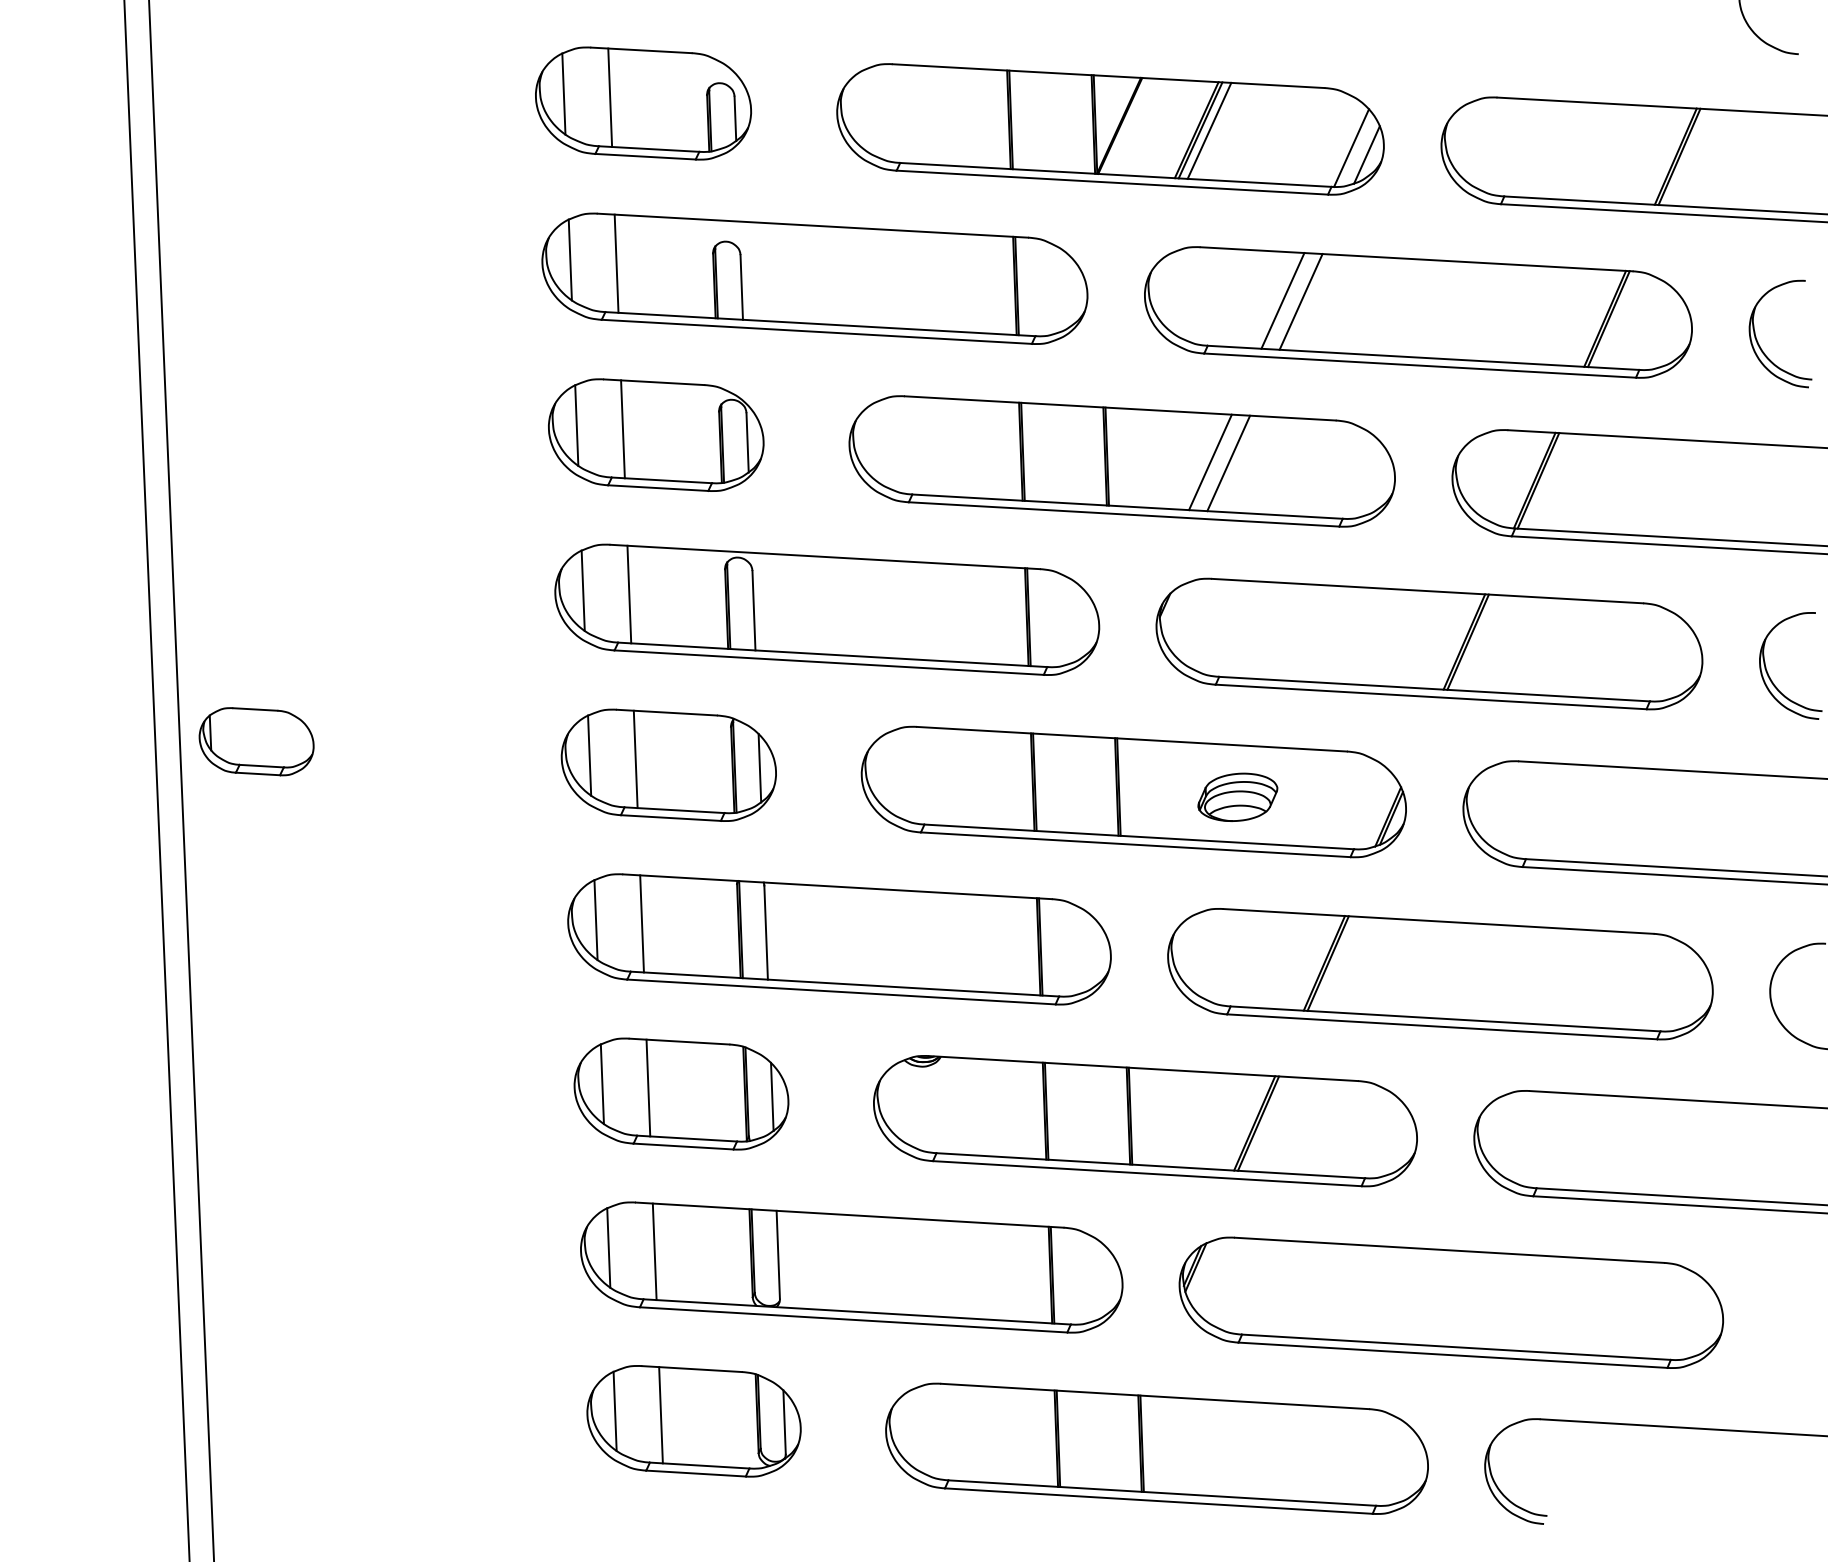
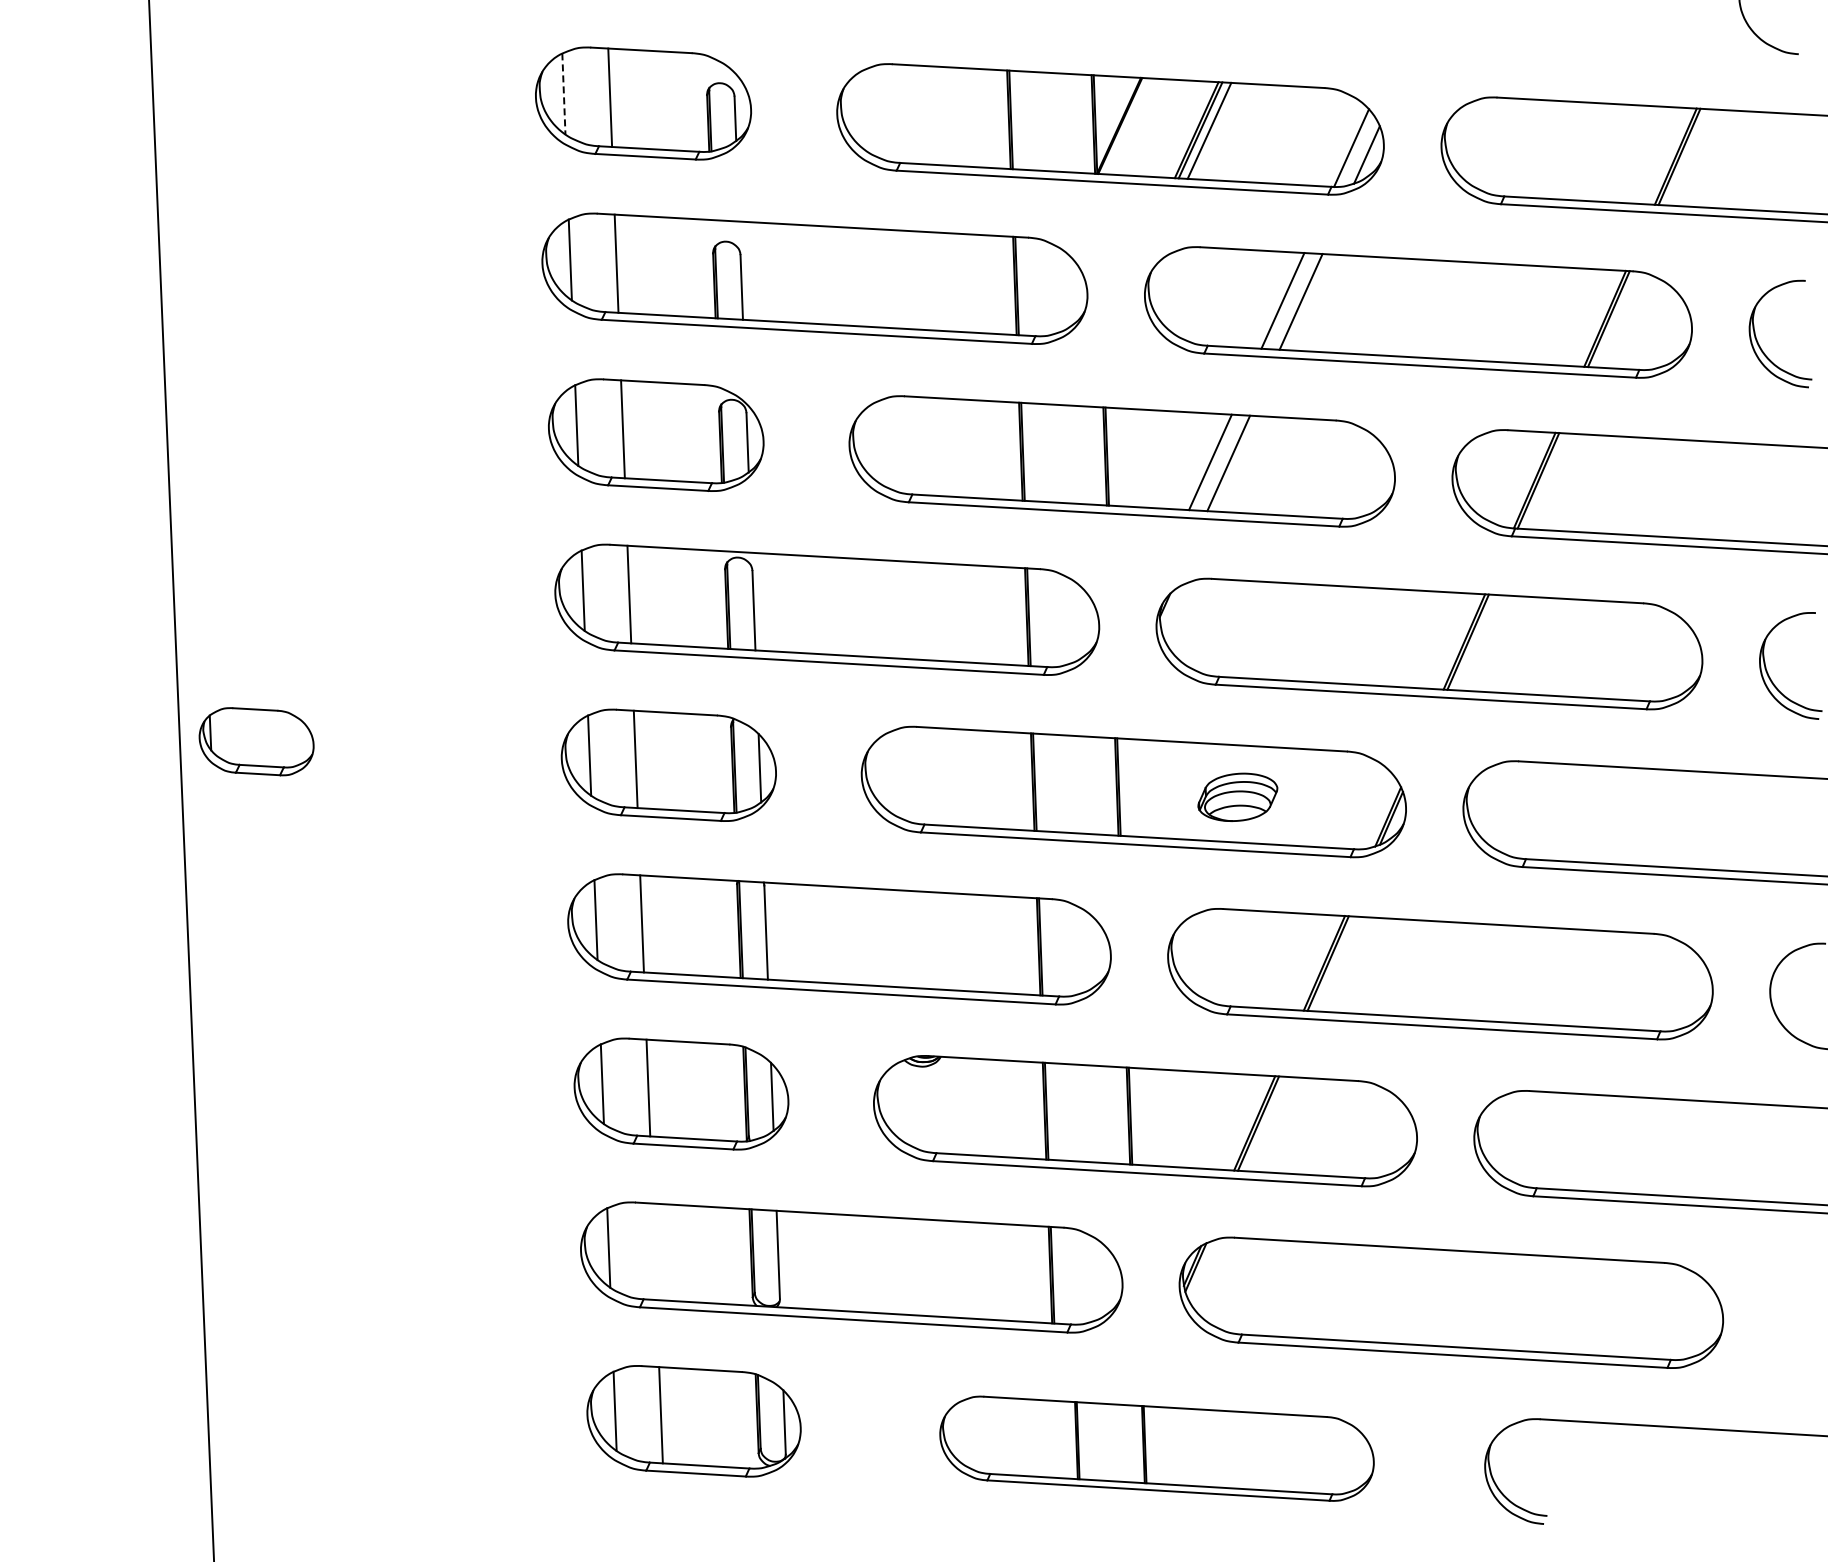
line: solid -> dashed (563, 94)
line: present -> none (156, 780)
line: present -> none (654, 1251)
part size: 544x133 px -> 436x107 px (1156, 1448)
